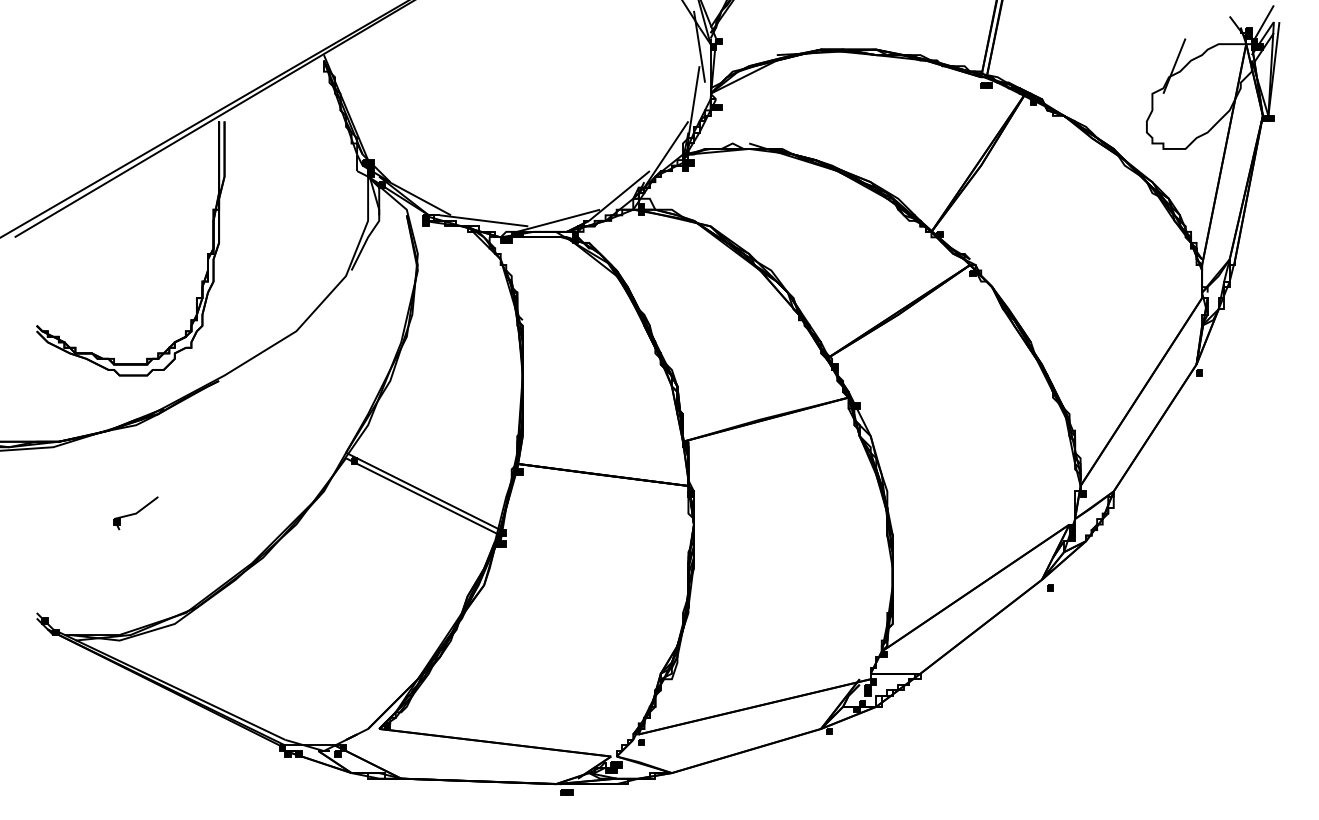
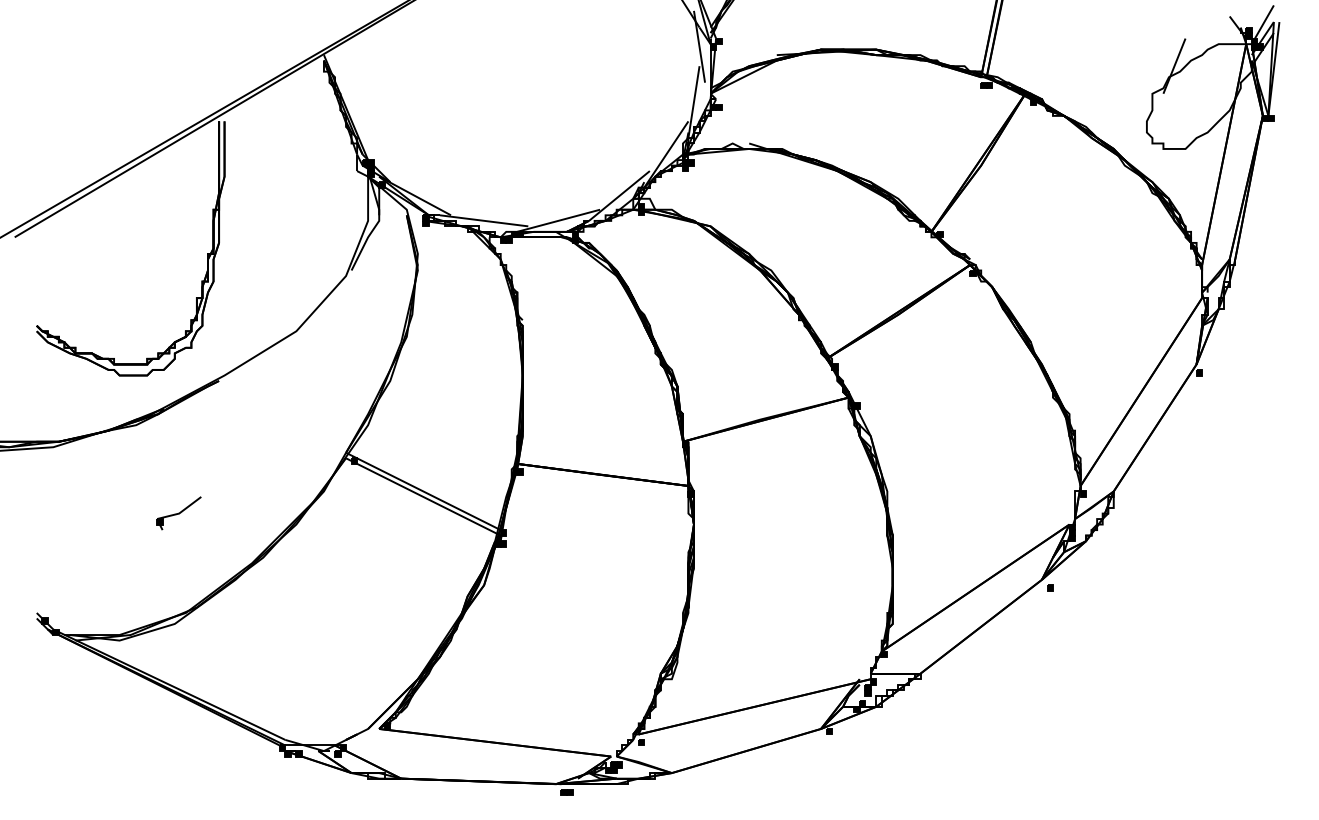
part position: (135, 513) -> (178, 513) (178, 513)
